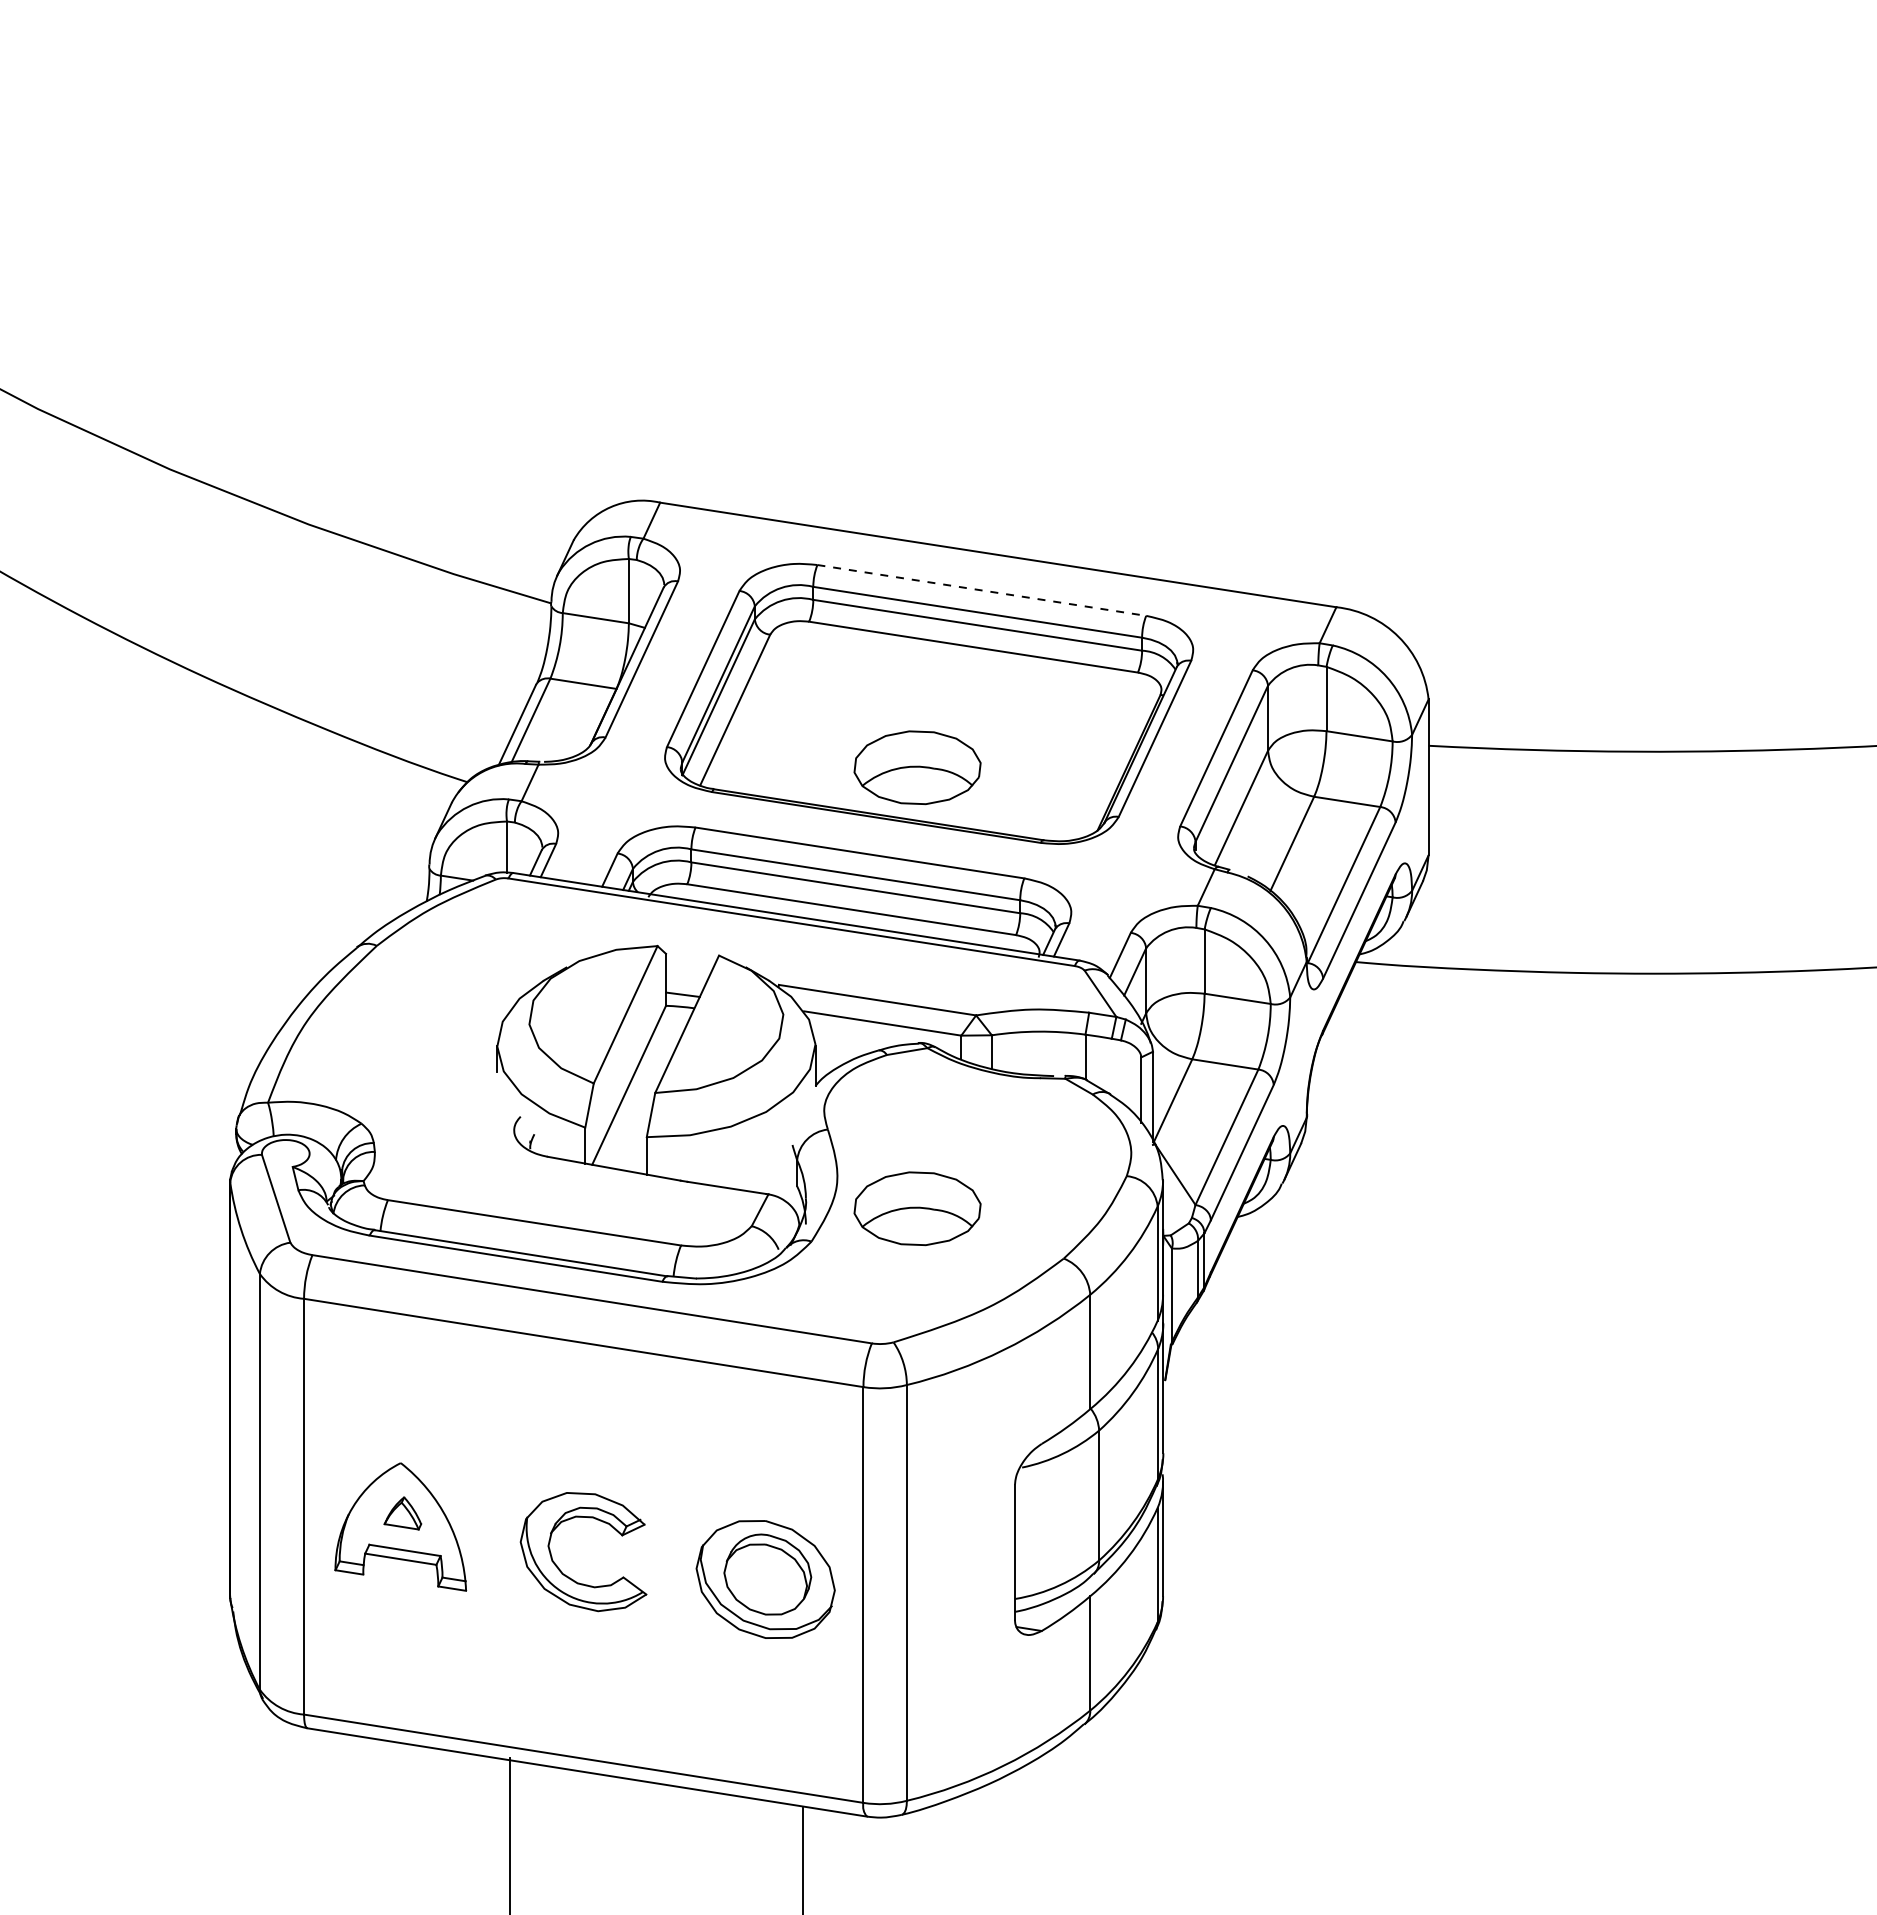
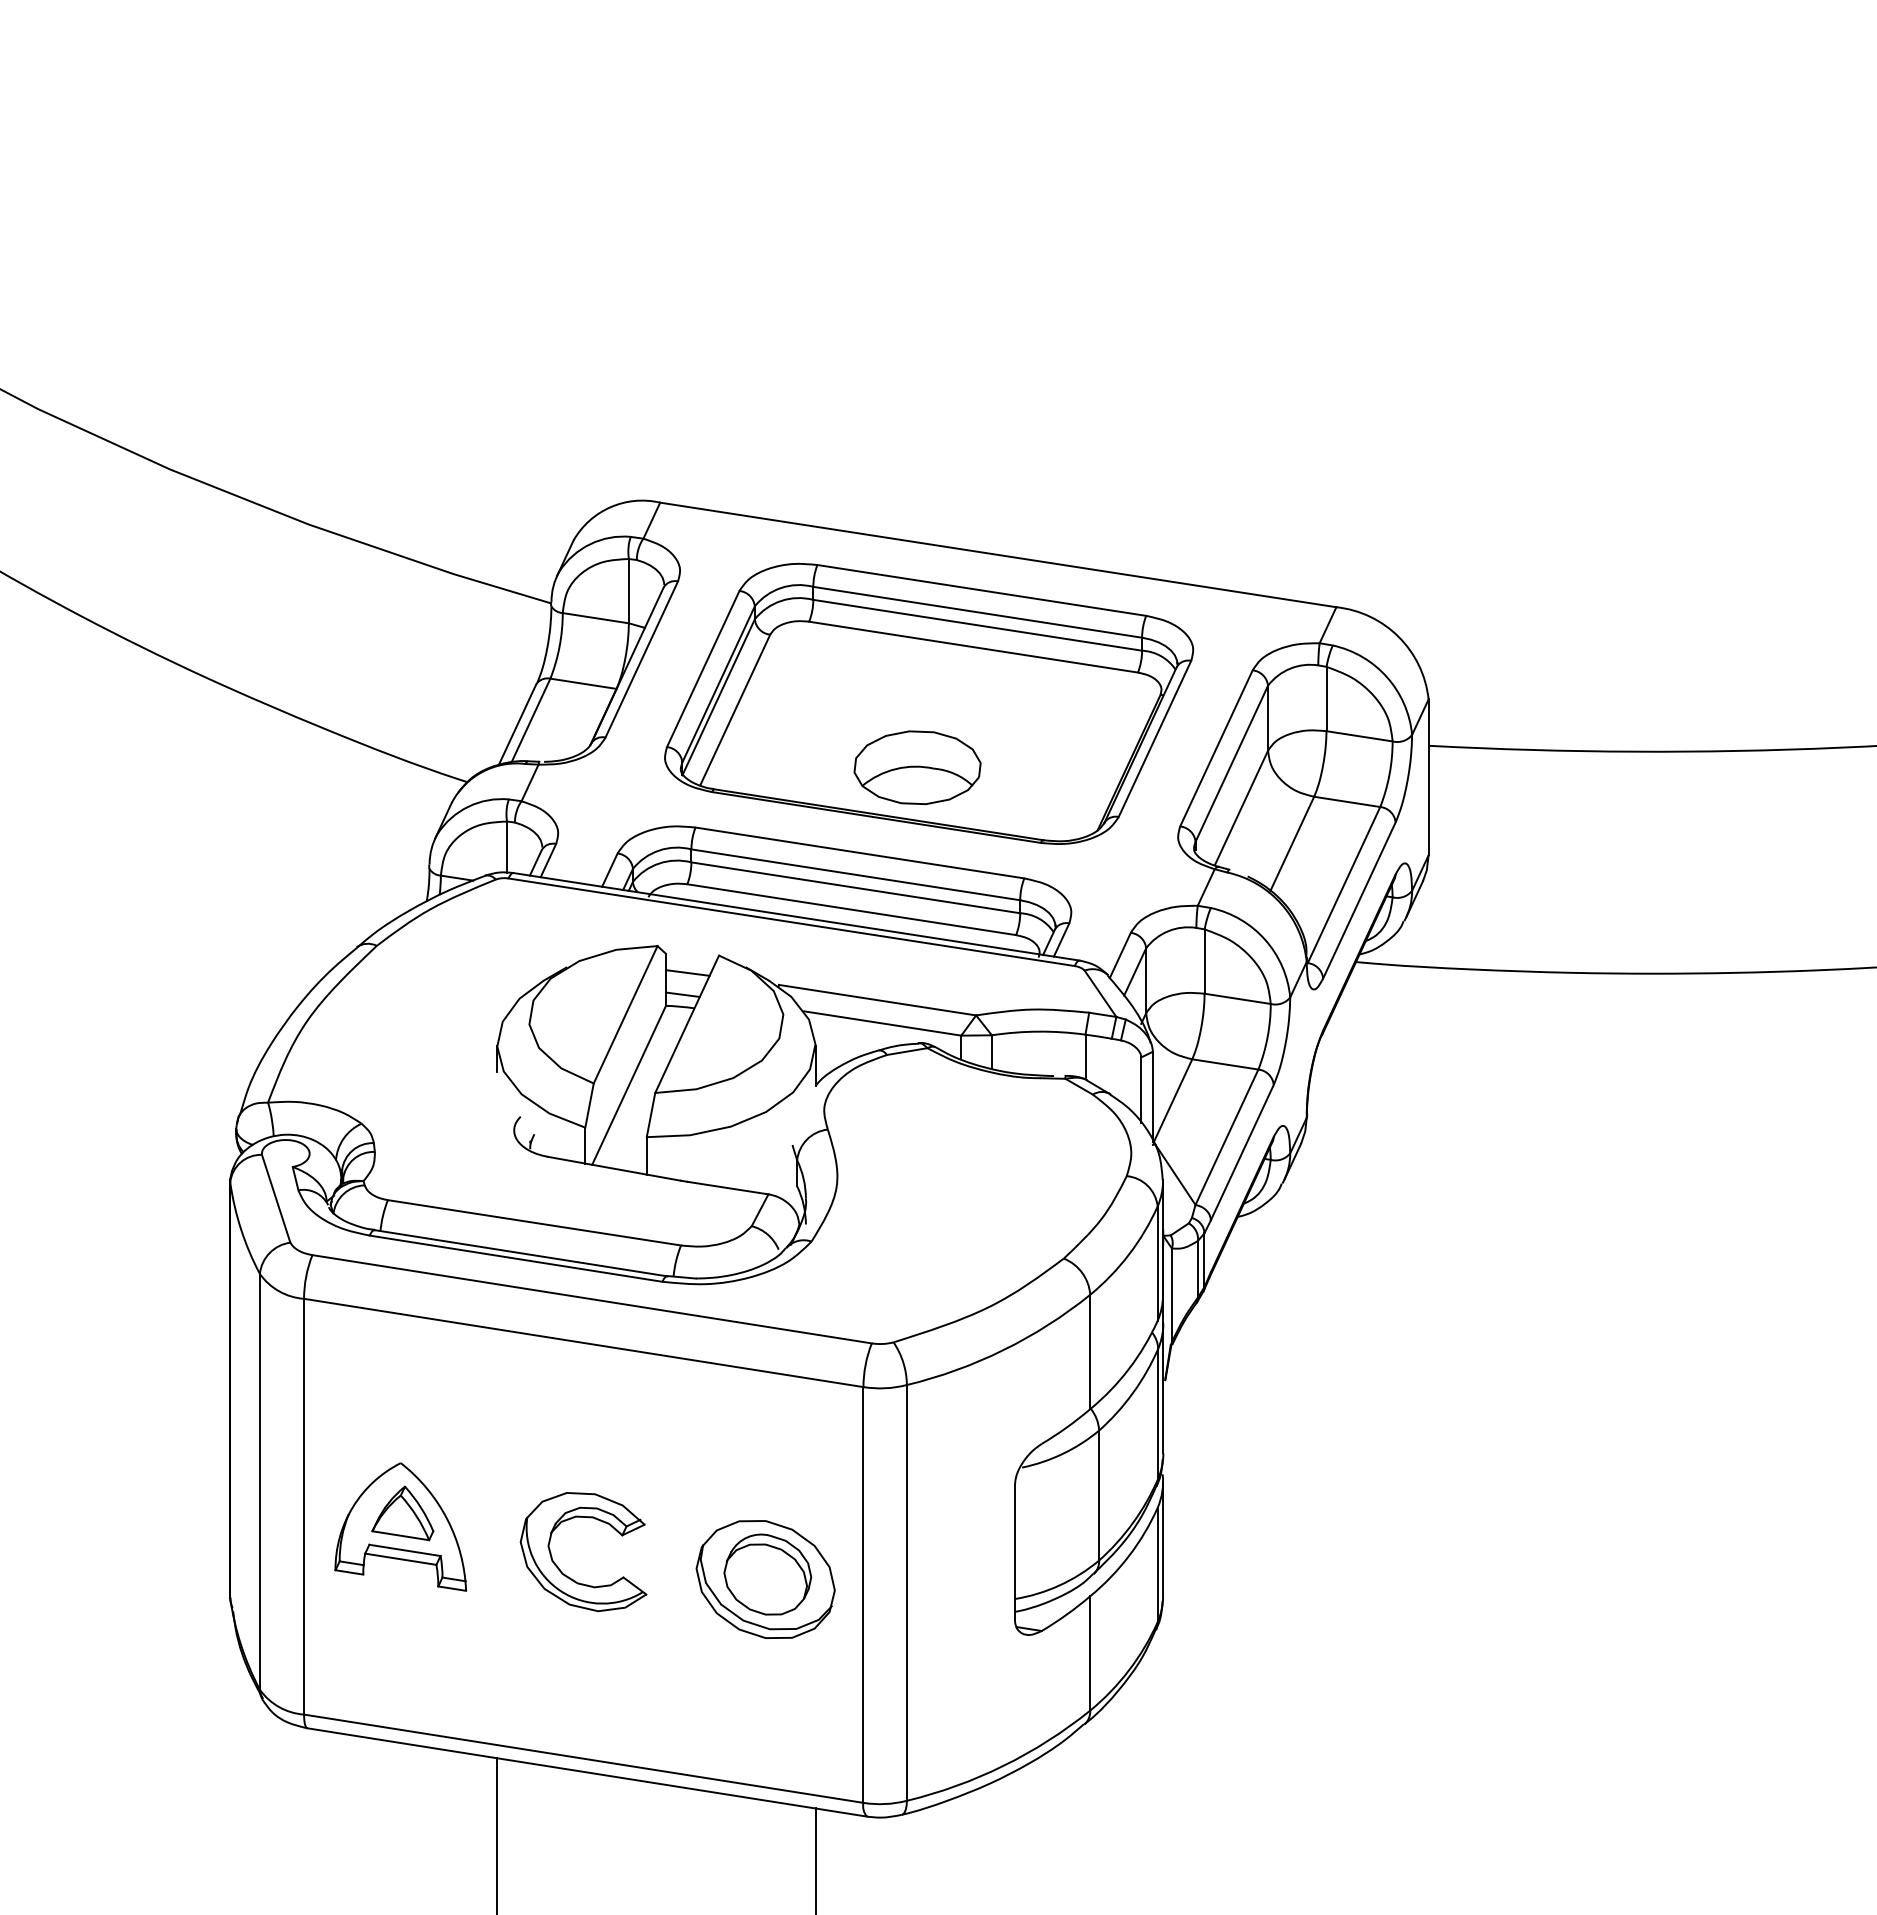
line: dashed -> solid (982, 590)
line: none -> present (687, 972)
part: present -> none (917, 1208)
part size: 40x35 px -> 64x57 px (402, 1513)
line position: (510, 1834) -> (497, 1834) (497, 1834)
line position: (802, 1859) -> (815, 1859) (815, 1859)
